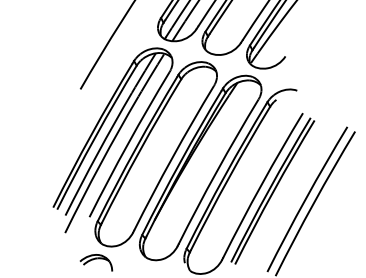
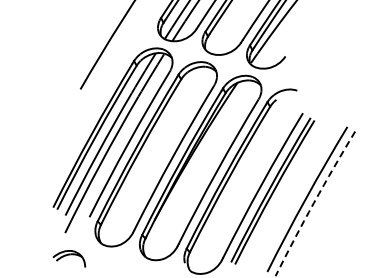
arc: solid -> dashed (313, 203)
part position: (96, 262) -> (69, 258) (69, 258)
